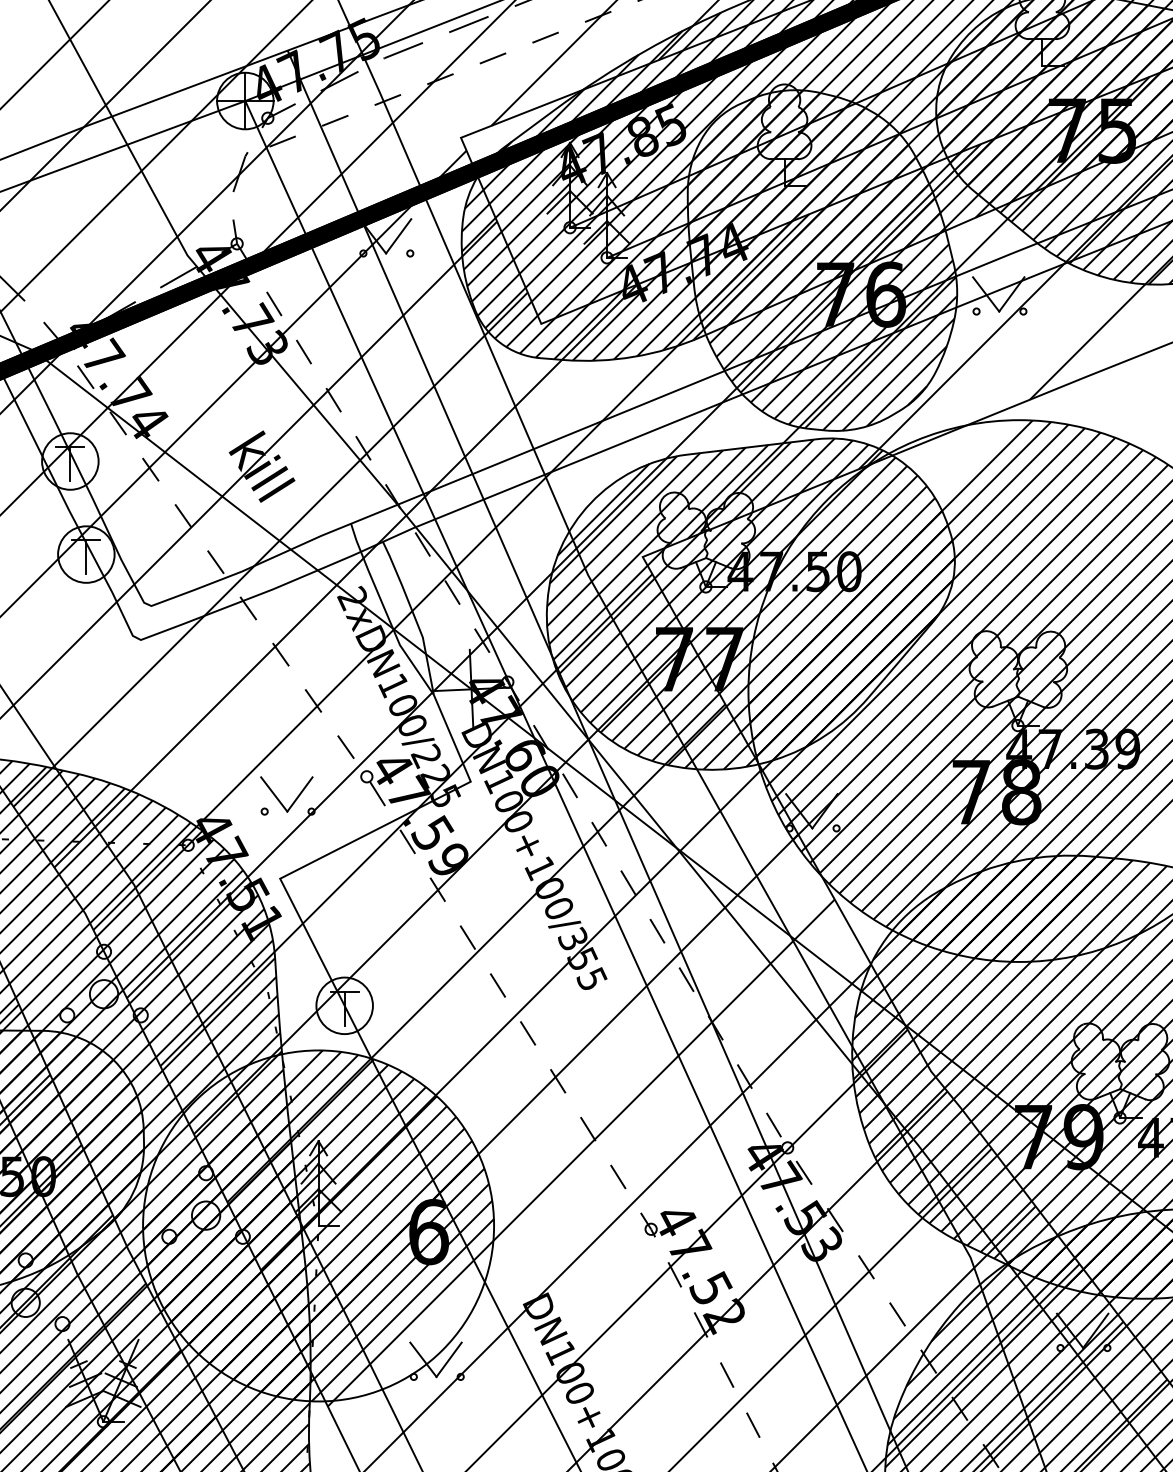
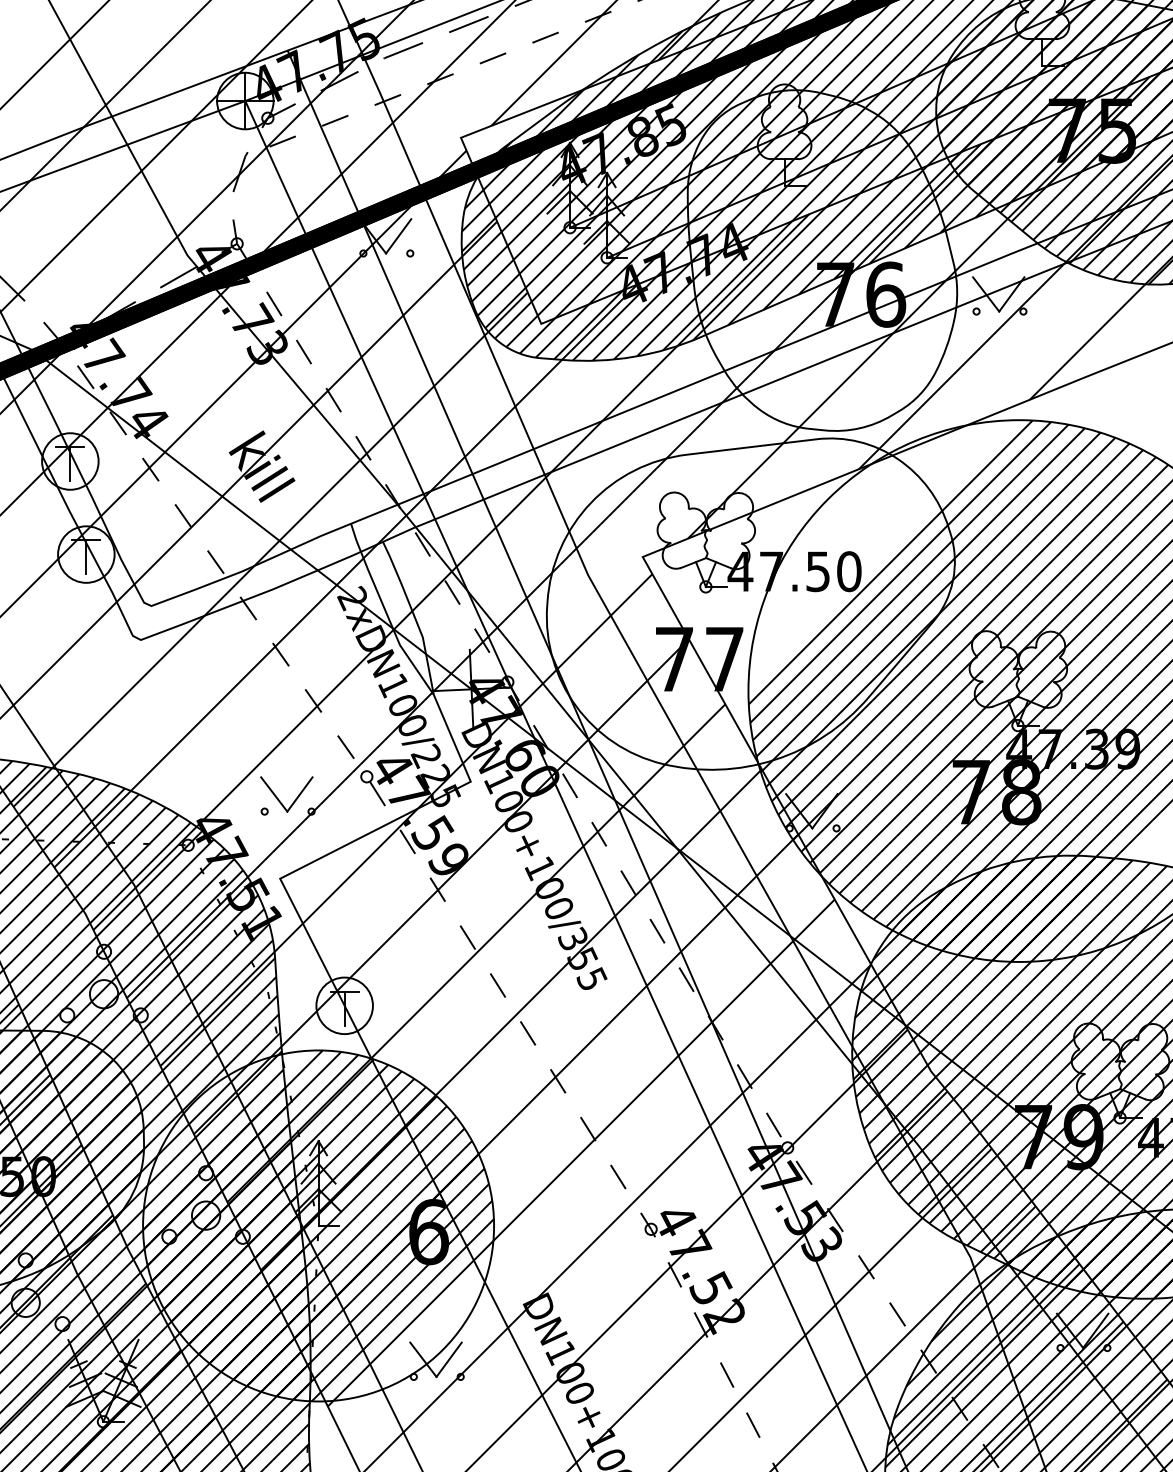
hatch: present -> none (822, 260)
hatch: present -> none (750, 603)
